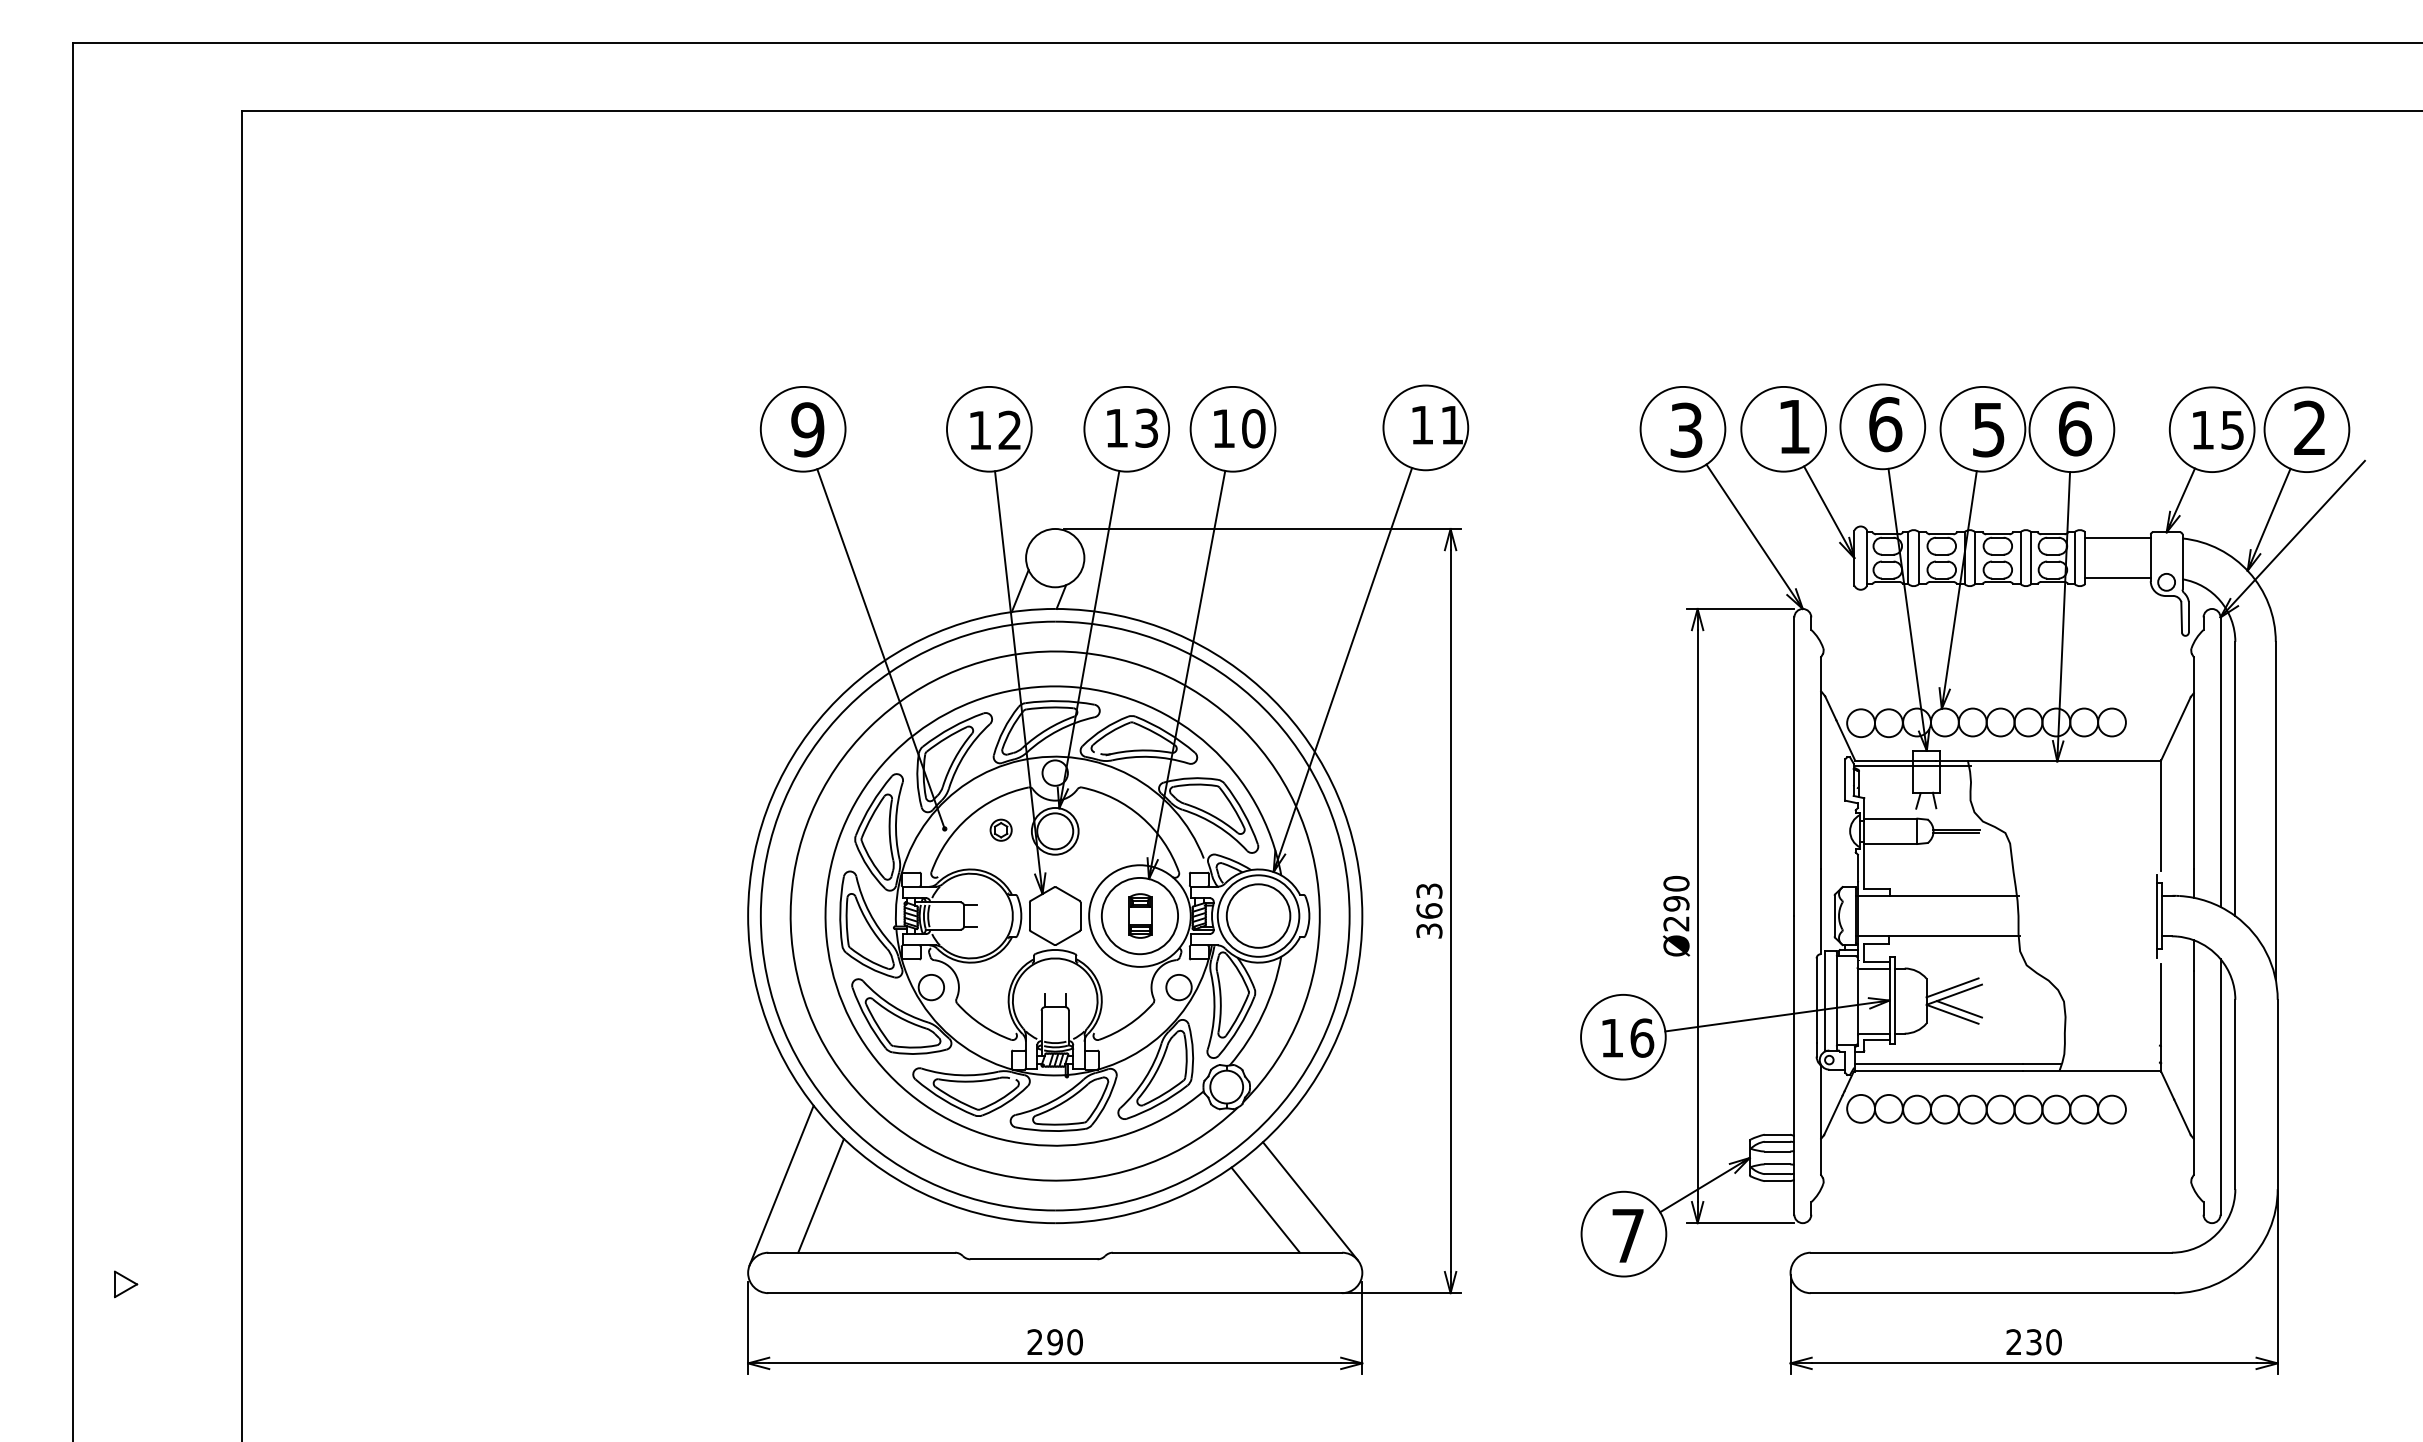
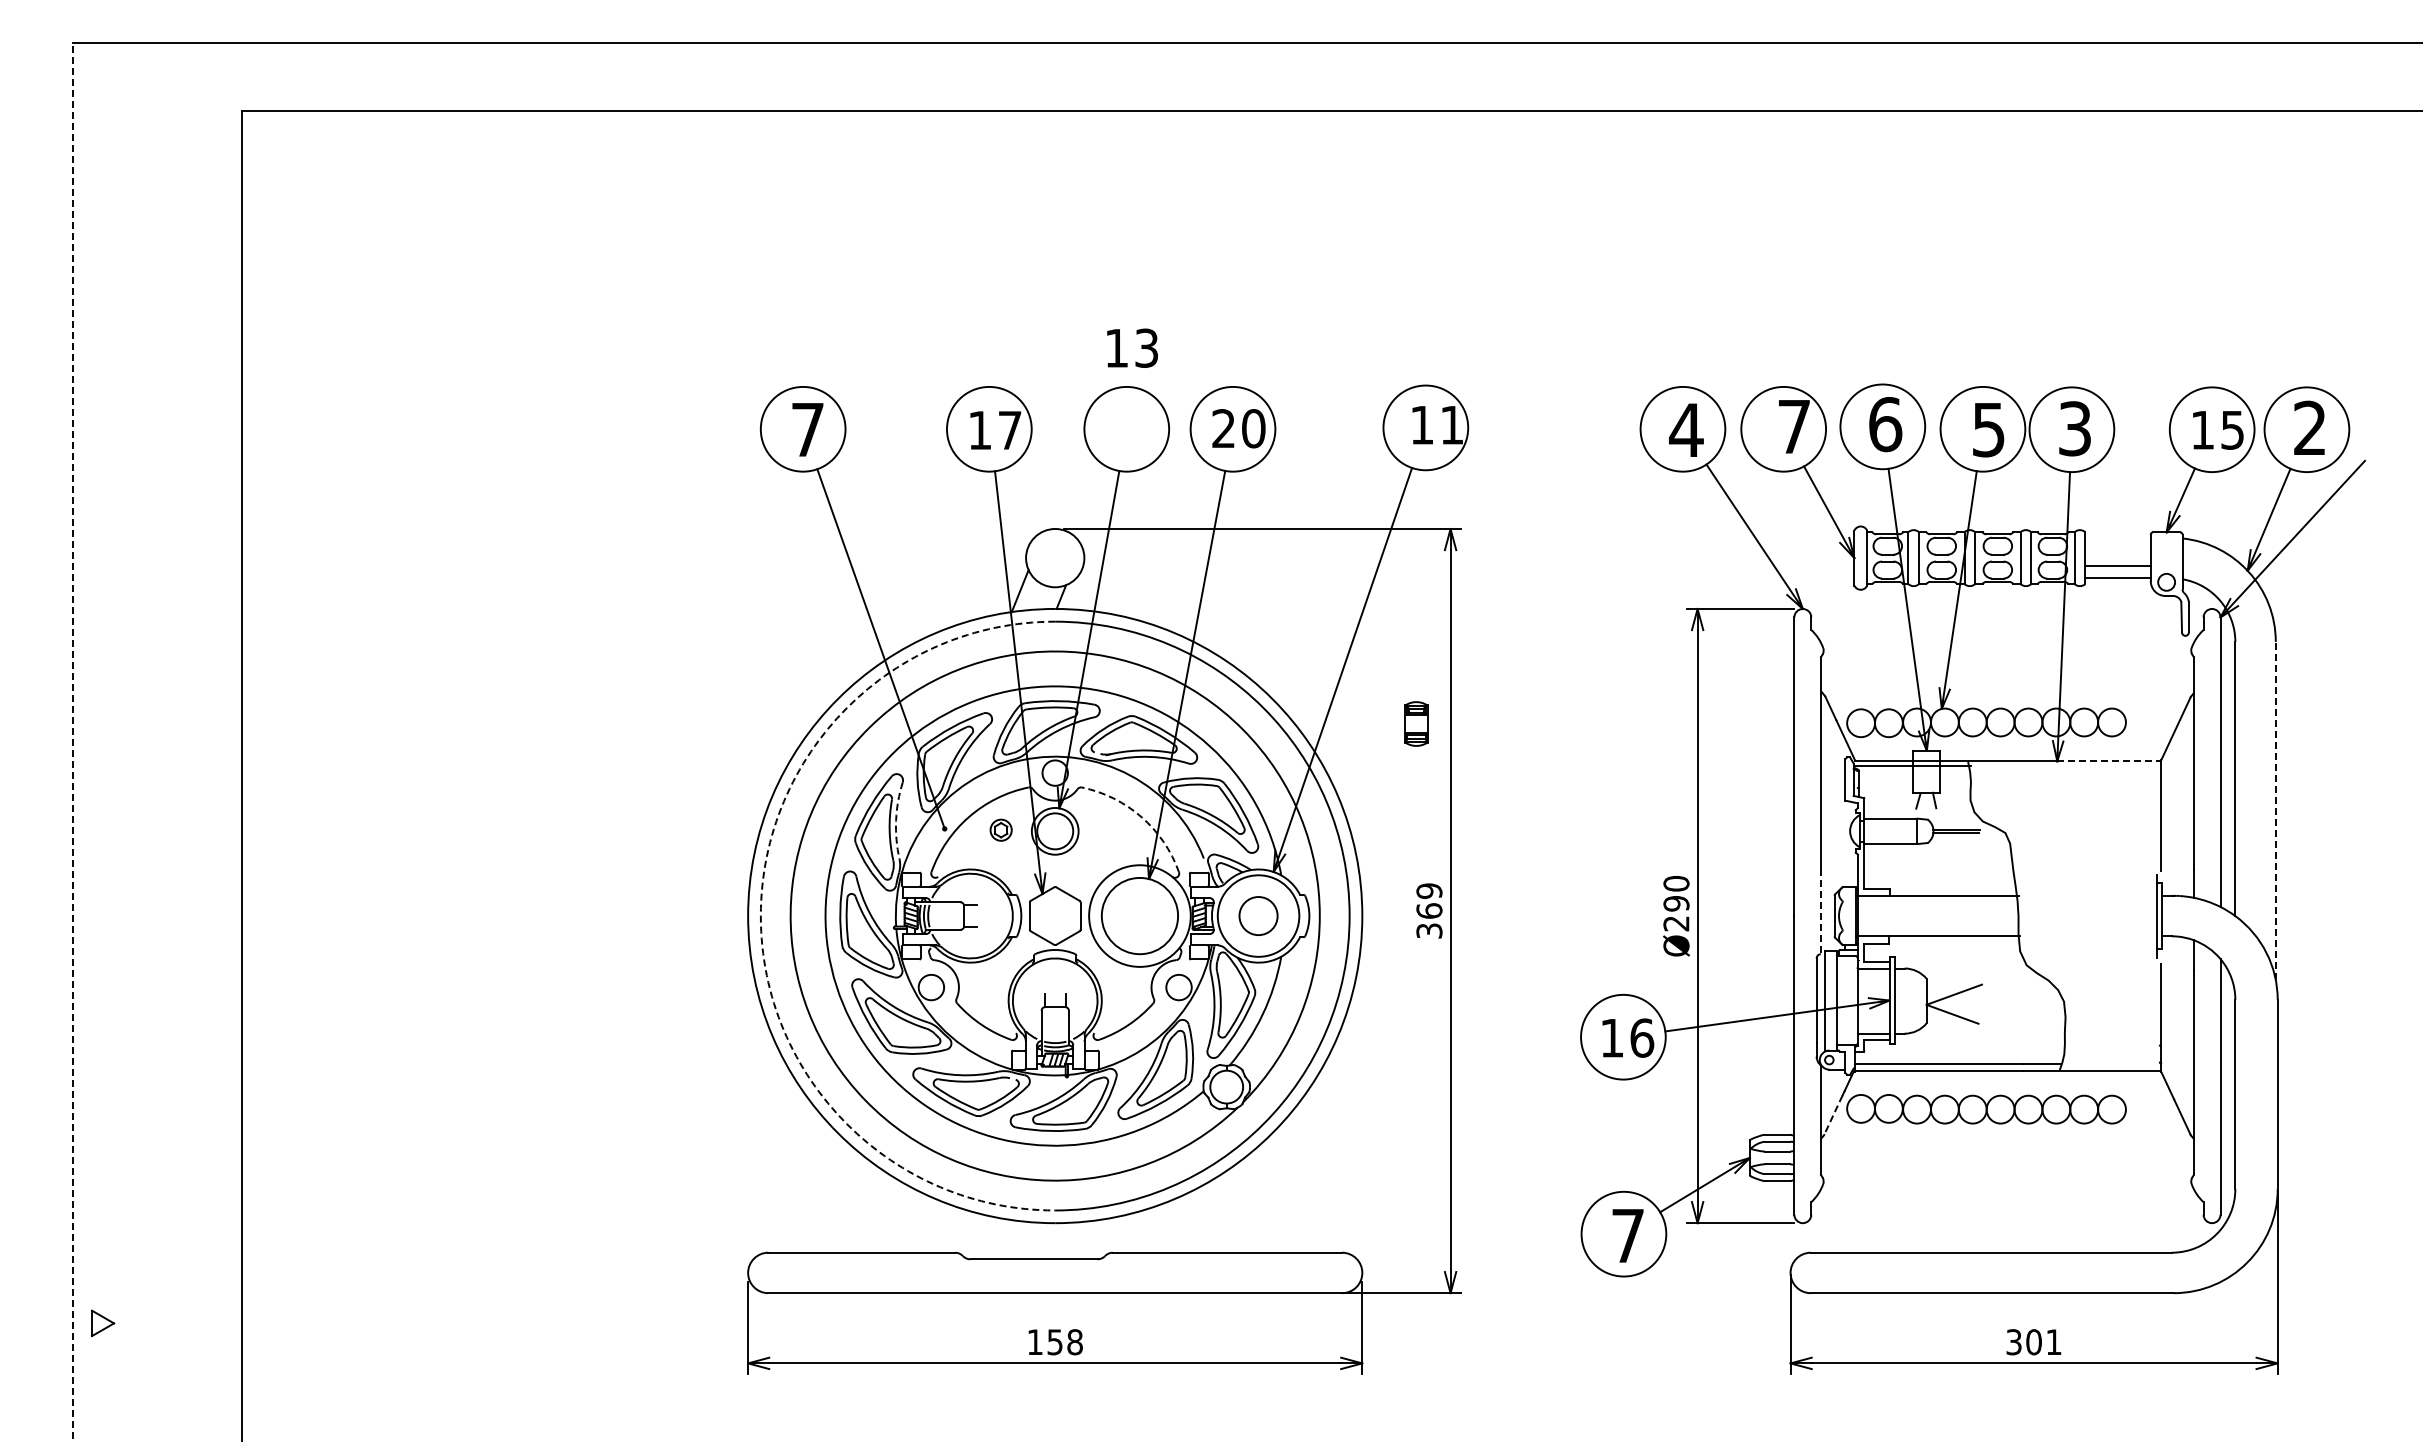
text: 1 -> 7 (1794, 426)
text position: (1132, 427) -> (1132, 347) (1132, 347)
text: 10 -> 20 (1223, 428)
text: 6 -> 3 (2075, 428)
text: 9 -> 7 (807, 429)
text: 12 -> 17 (1009, 429)
text: 3 -> 4 (1686, 429)
line position: (2117, 537) -> (2117, 565) (2117, 565)
line: solid -> dashed (72, 742)
line: solid -> dashed (2109, 761)
line: solid -> dashed (2275, 810)
arc: solid -> dashed (1141, 817)
arc: solid -> dashed (896, 820)
text: 363 -> 369 (1429, 890)
line: solid -> dashed (1821, 912)
part position: (1140, 915) -> (1416, 723) (1416, 723)
circle diameter: 64 px -> 38 px (1258, 916)
arc: solid -> dashed (760, 916)
line: present -> none (1952, 987)
line: present -> none (1959, 1009)
line: solid -> dashed (1833, 1115)
line: present -> none (781, 1185)
line: present -> none (820, 1195)
line: present -> none (1309, 1201)
line: present -> none (1265, 1209)
part position: (126, 1284) -> (103, 1323) (103, 1323)
text: 290 -> 158 (1054, 1342)
text: 230 -> 301 (2033, 1342)
